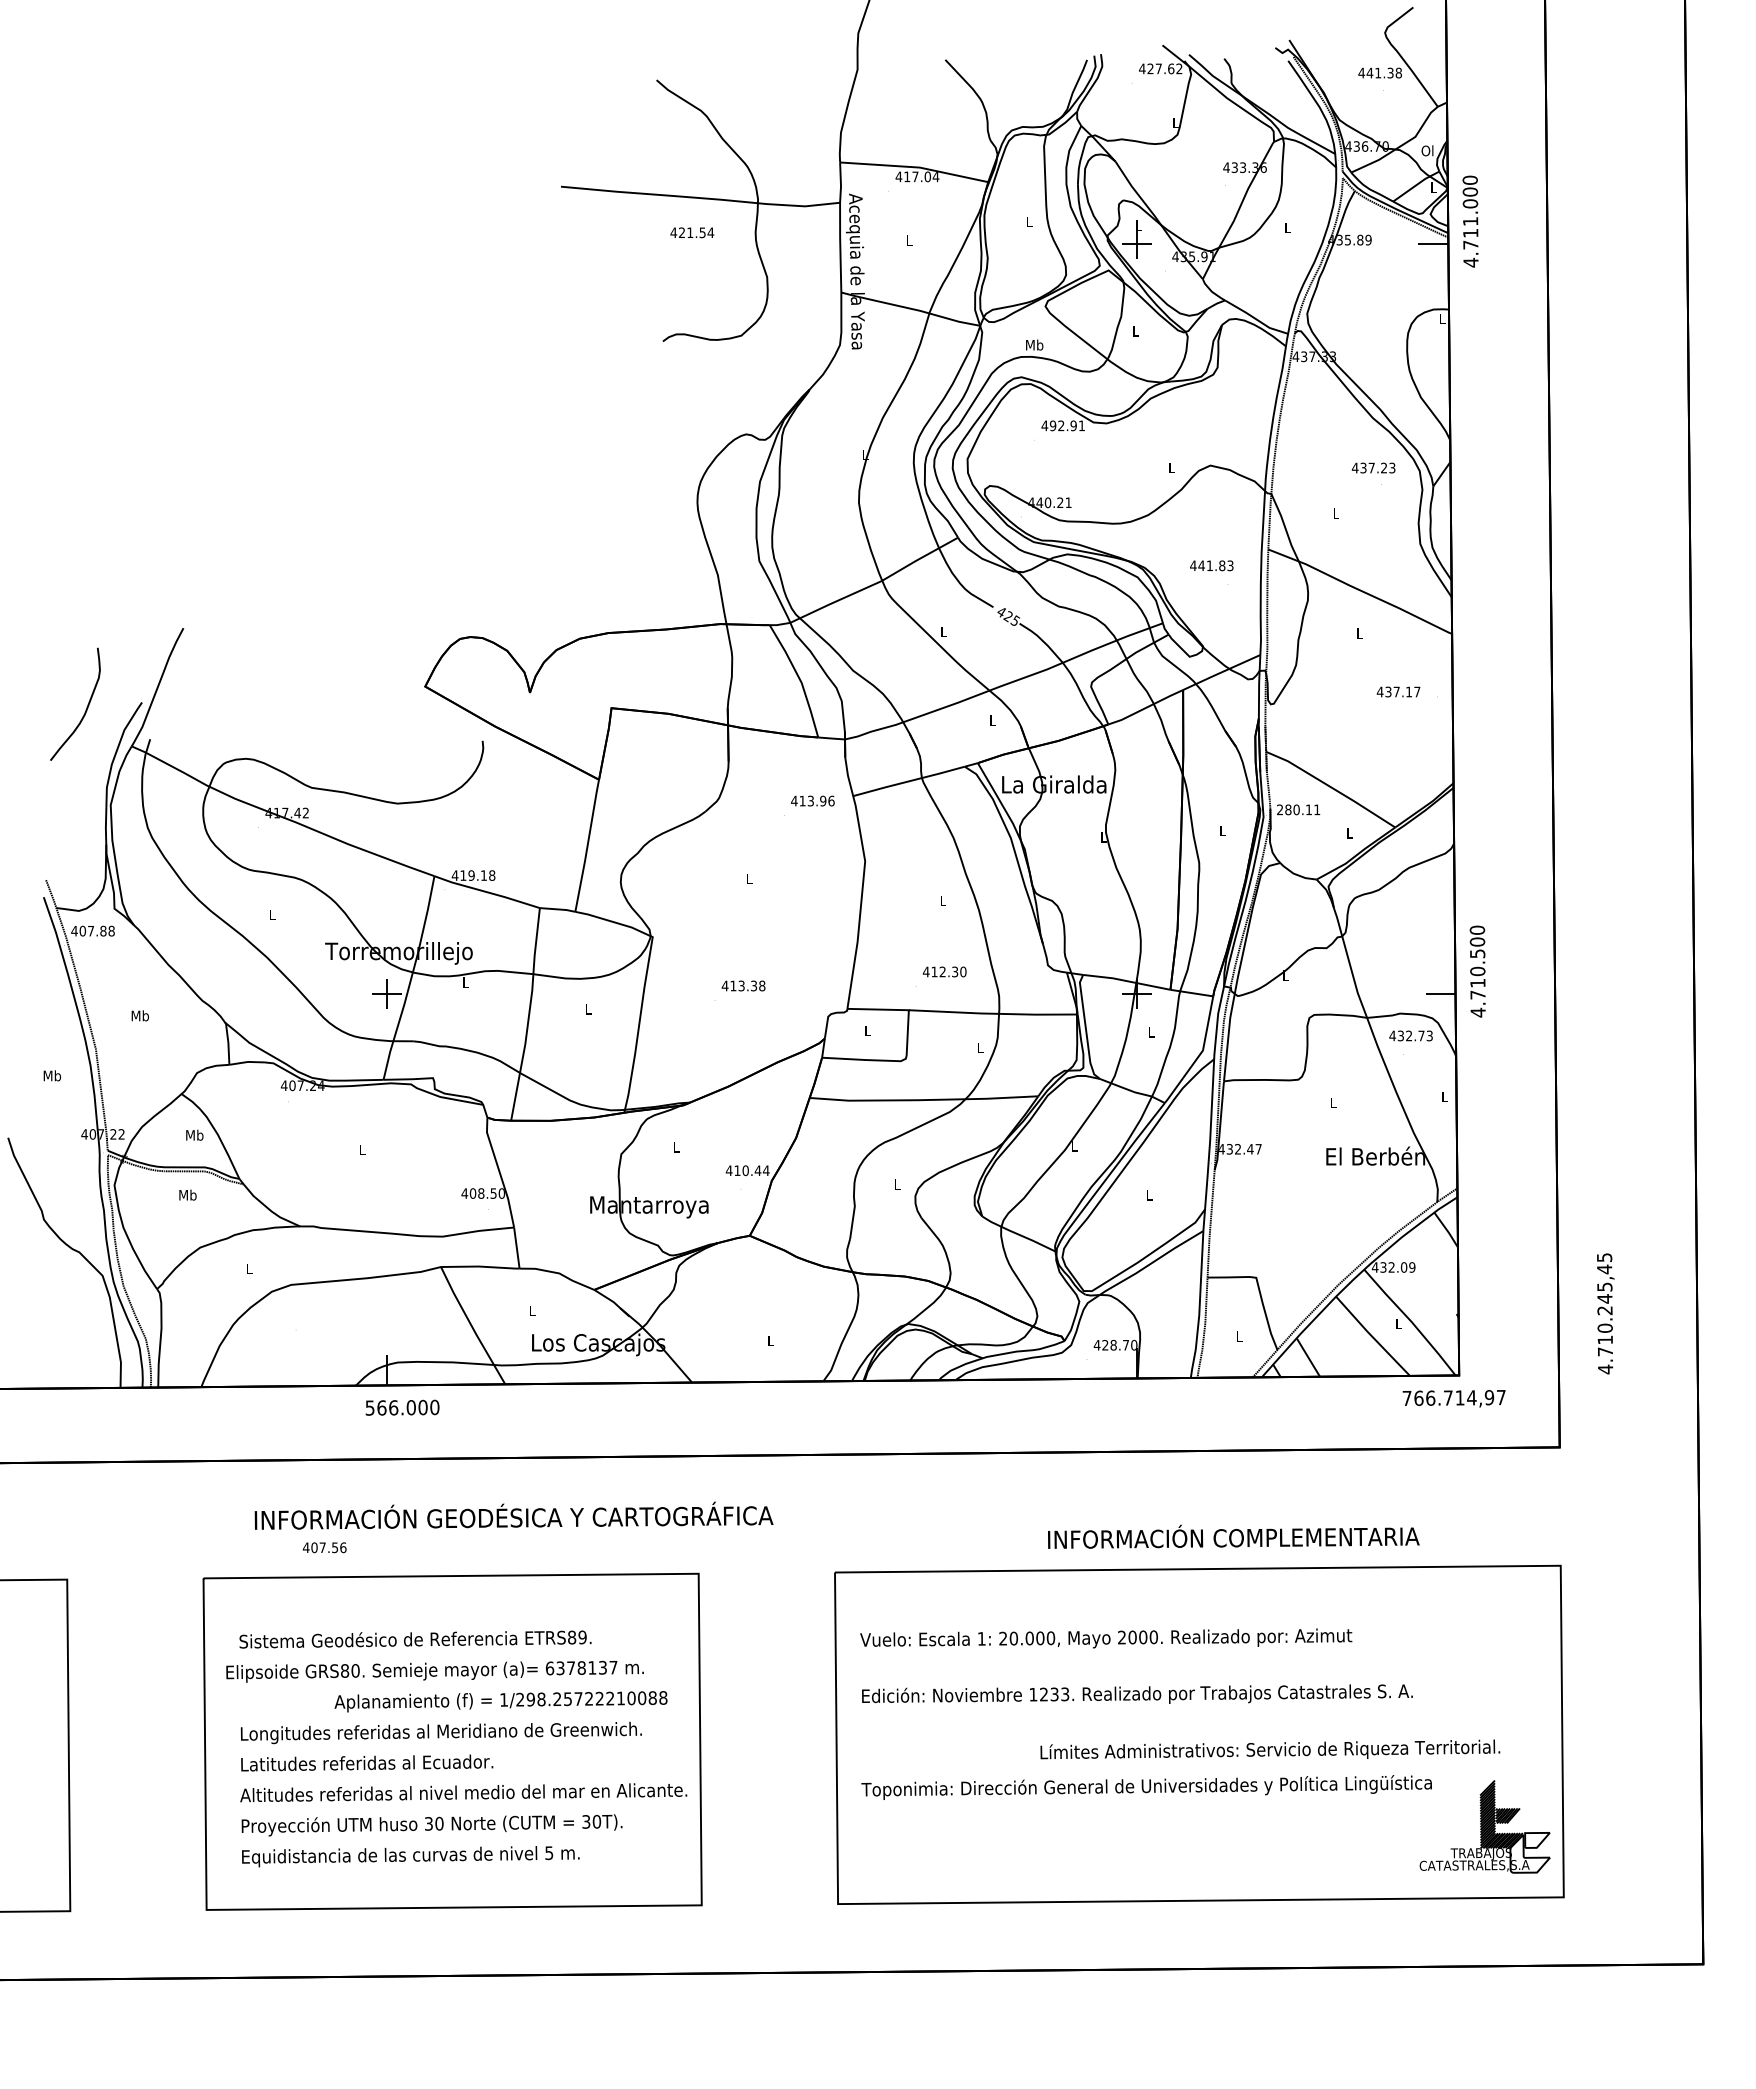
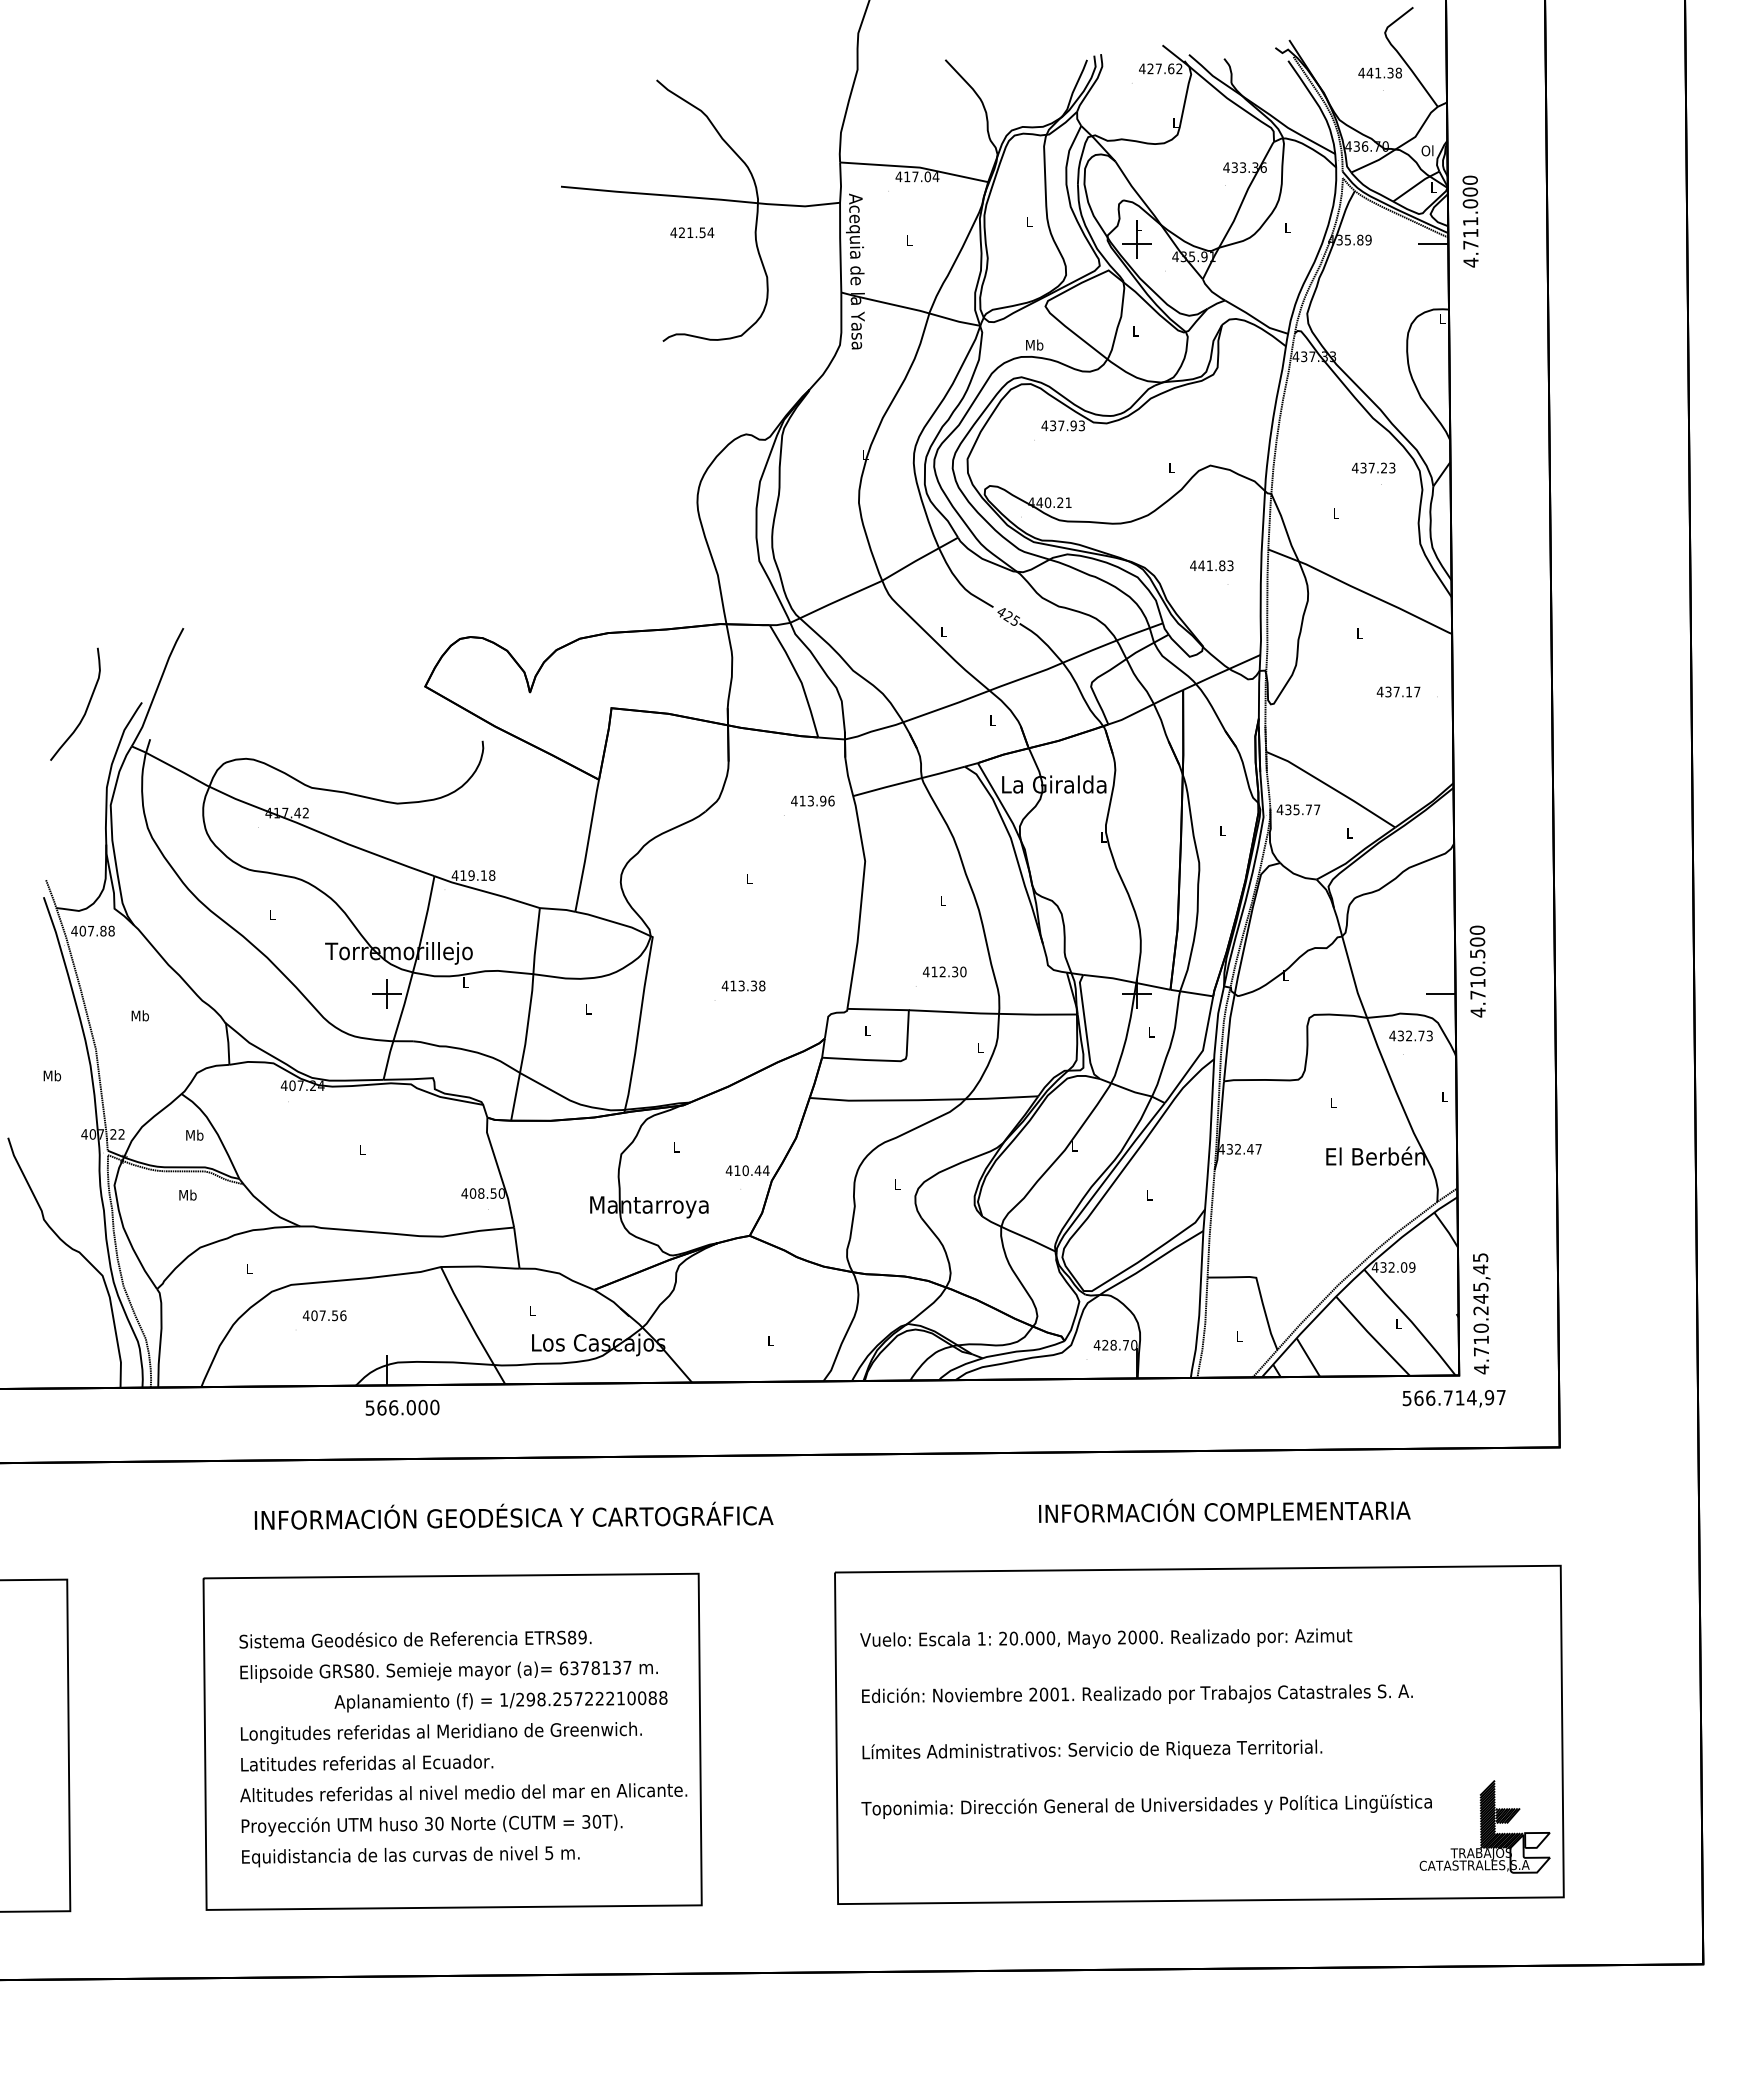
text: 492.91 -> 437.93 (1066, 425)
text: 280.11 -> 435.77 (1298, 809)
text position: (1605, 1313) -> (1481, 1313) (1481, 1313)
text: 766.714,97 -> 566.714,97 (1406, 1398)
text position: (1233, 1536) -> (1224, 1510) (1224, 1510)
text position: (324, 1547) -> (324, 1315) (324, 1315)
text position: (434, 1671) -> (448, 1671) (448, 1671)
text: 1233. -> 2001. (1049, 1694)
text position: (1270, 1749) -> (1092, 1749) (1092, 1749)
text position: (1146, 1787) -> (1146, 1806) (1146, 1806)
